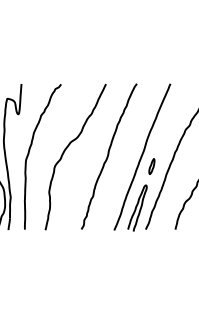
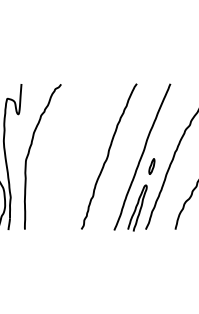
curve: present -> none (65, 151)
